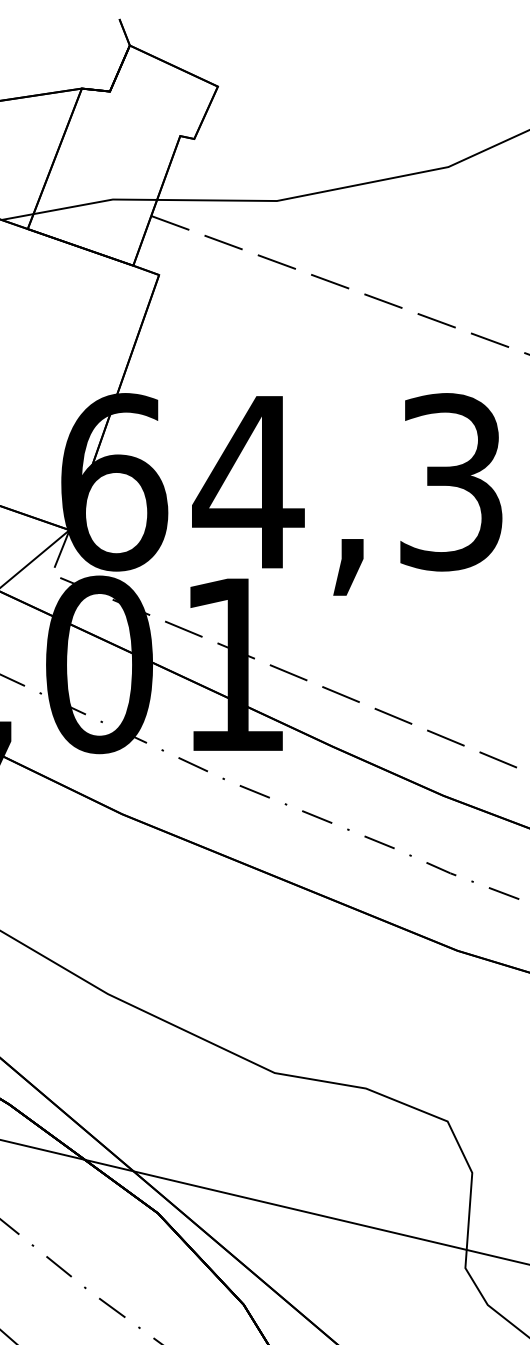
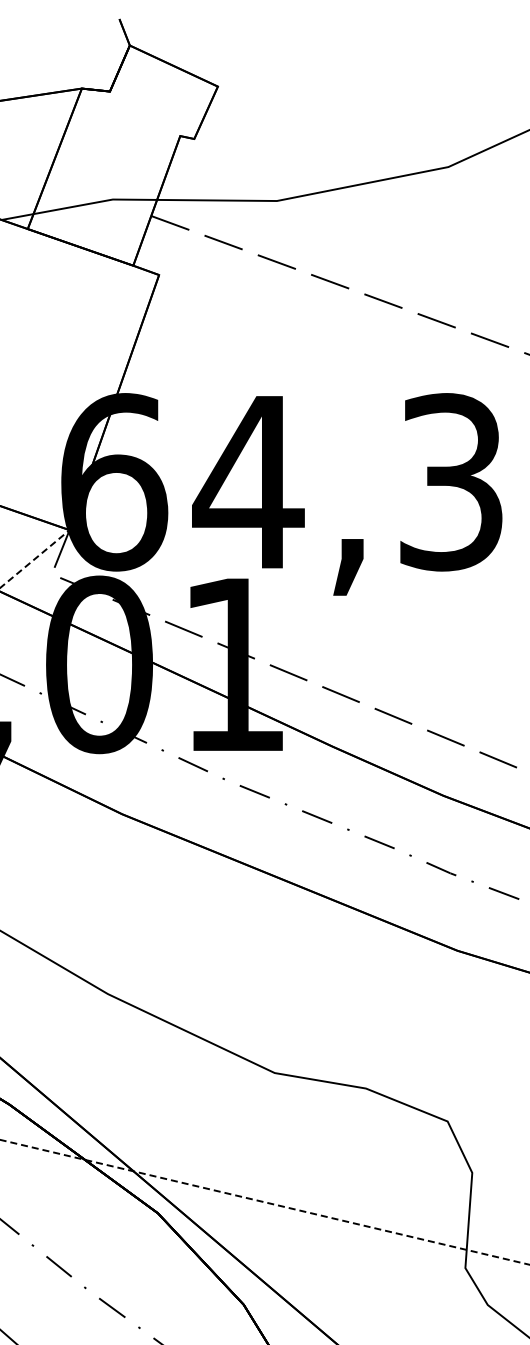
line: solid -> dashed (35, 558)
line: solid -> dashed (264, 1202)
